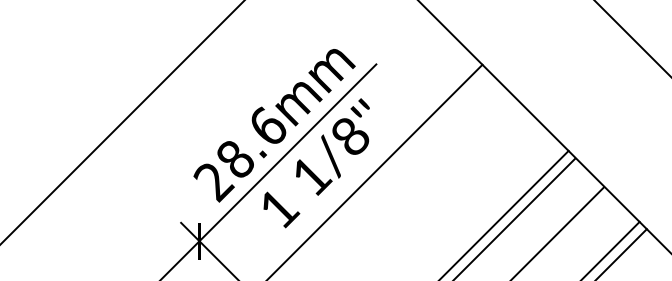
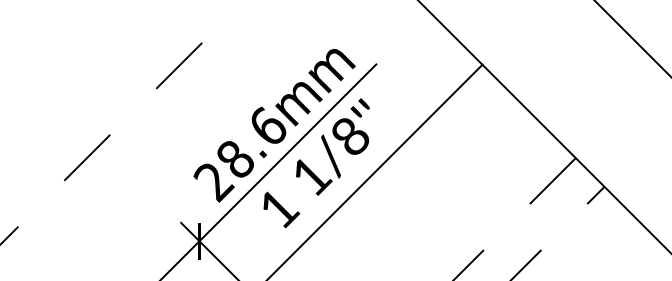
line: solid -> dashed (122, 122)
line: present -> none (504, 213)
line: present -> none (611, 249)
line: present -> none (622, 253)
line: solid -> dashed (466, 266)
